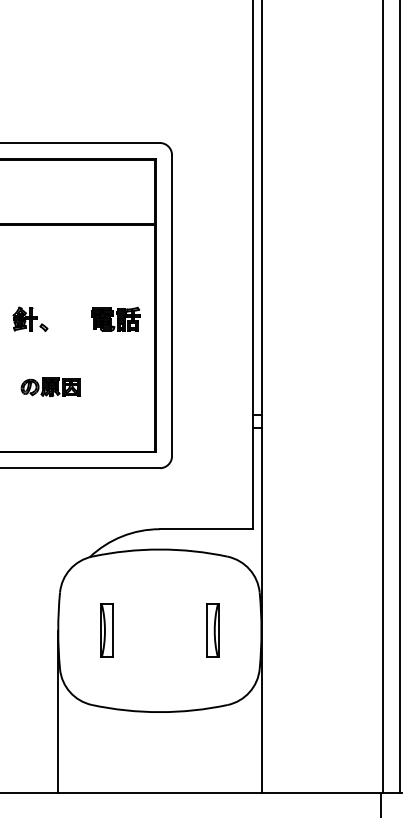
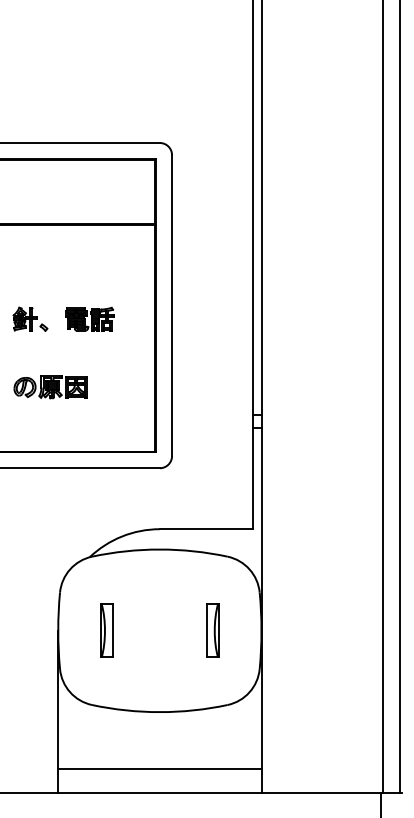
part position: (115, 318) -> (89, 318) (89, 318)
part size: 61x21 px -> 75x25 px (50, 387)
line: none -> present (159, 769)
